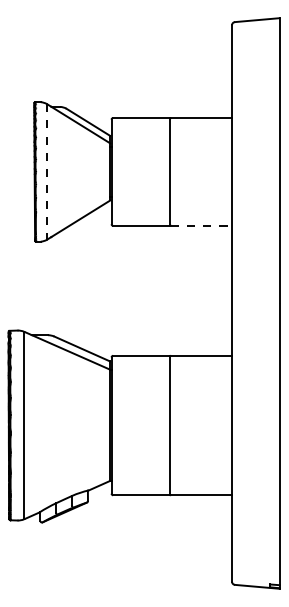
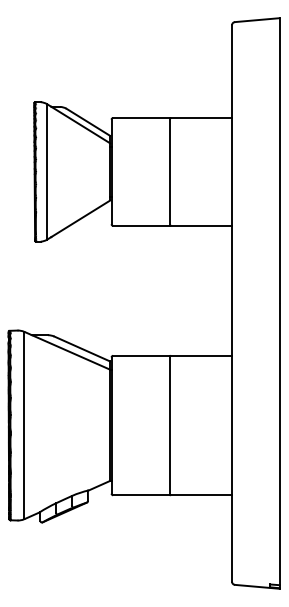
line: dashed -> solid (47, 171)
line: dashed -> solid (202, 225)
